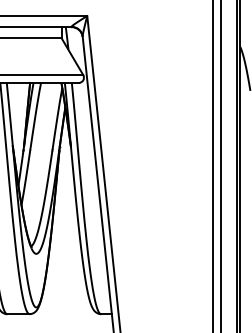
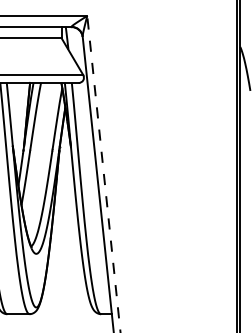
line: present -> none (213, 165)
line: present -> none (221, 165)
line: solid -> dashed (103, 173)
